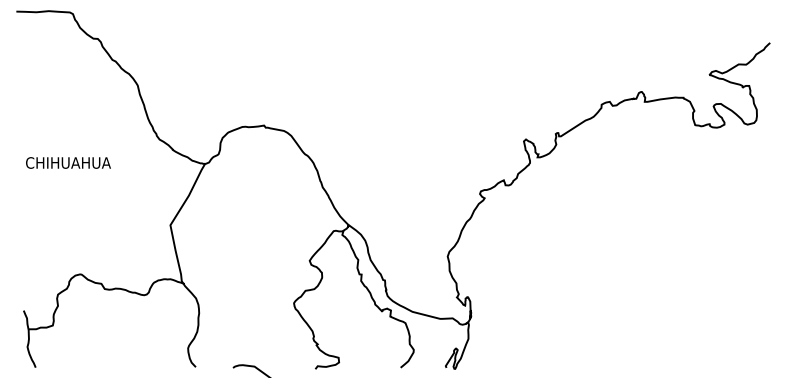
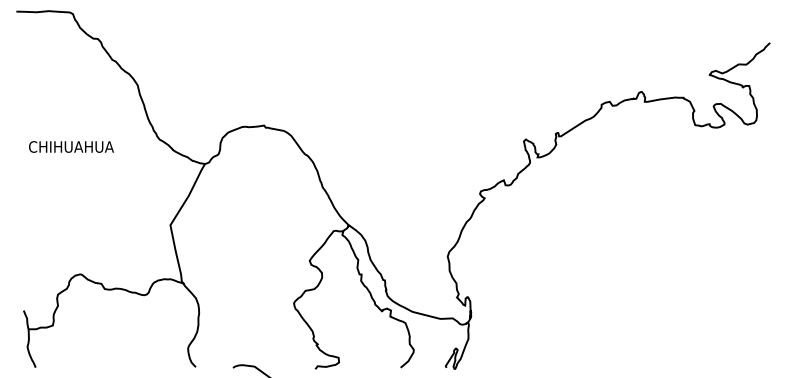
text position: (68, 162) -> (71, 146) (71, 146)
